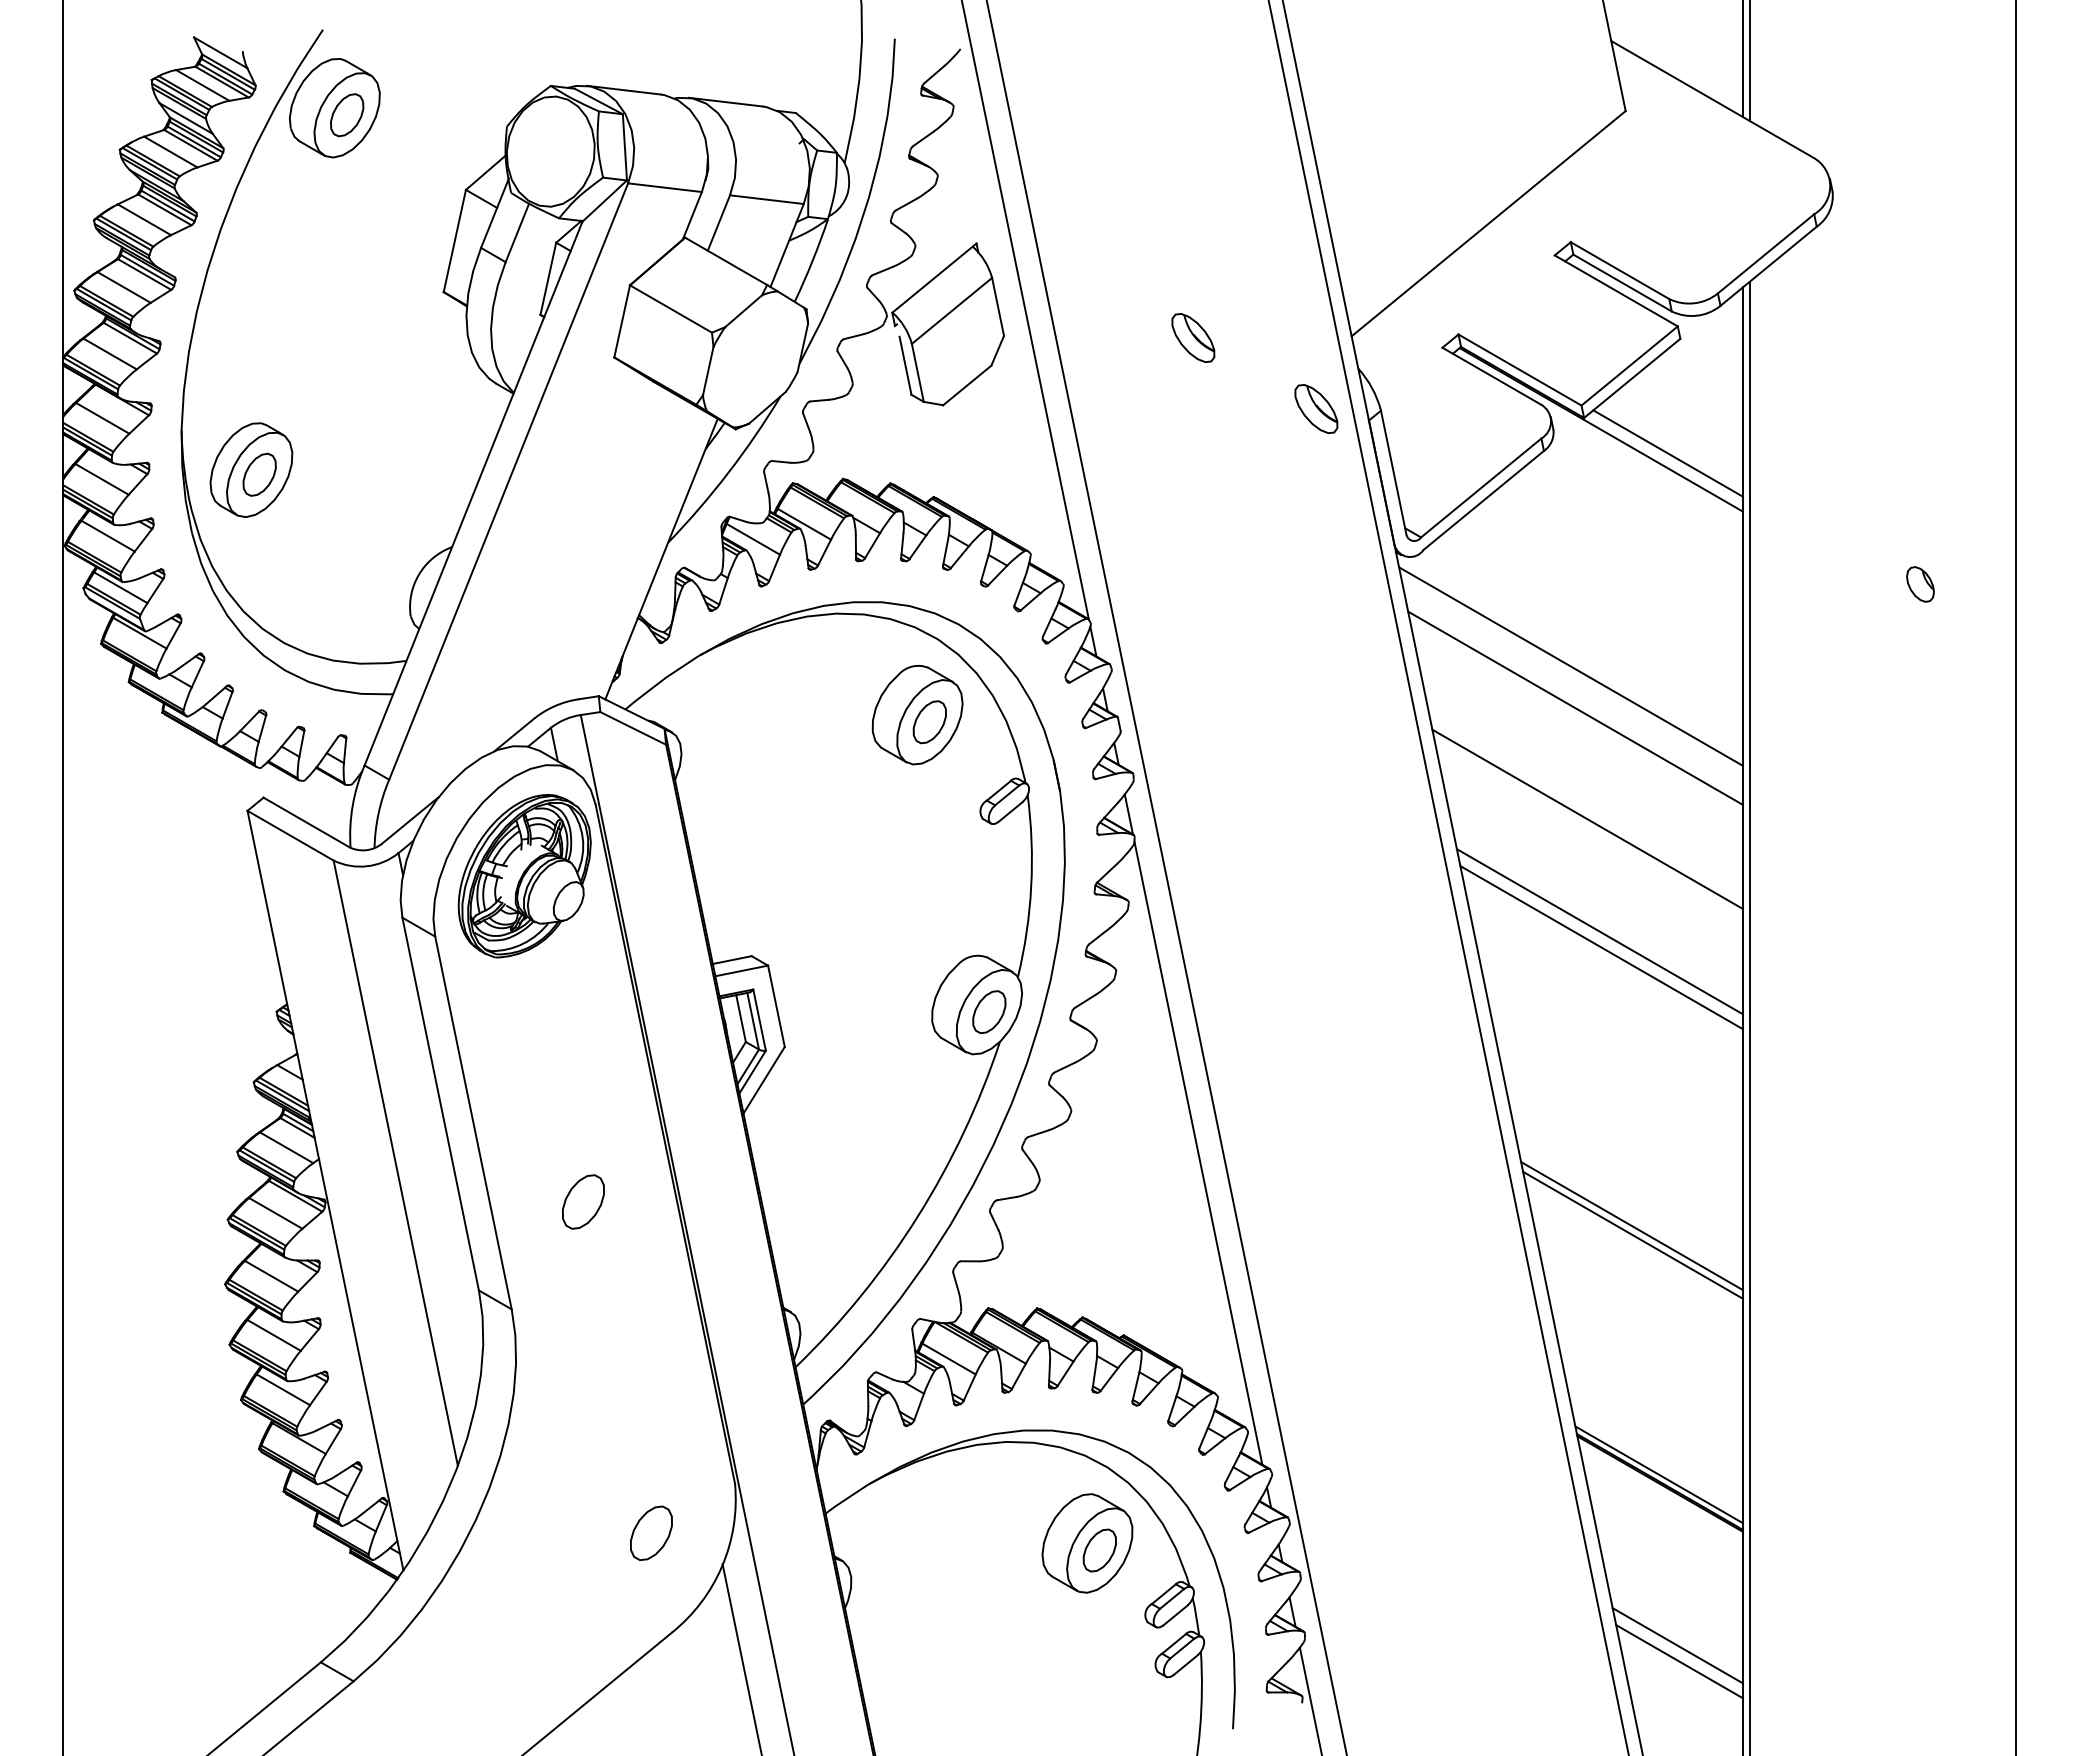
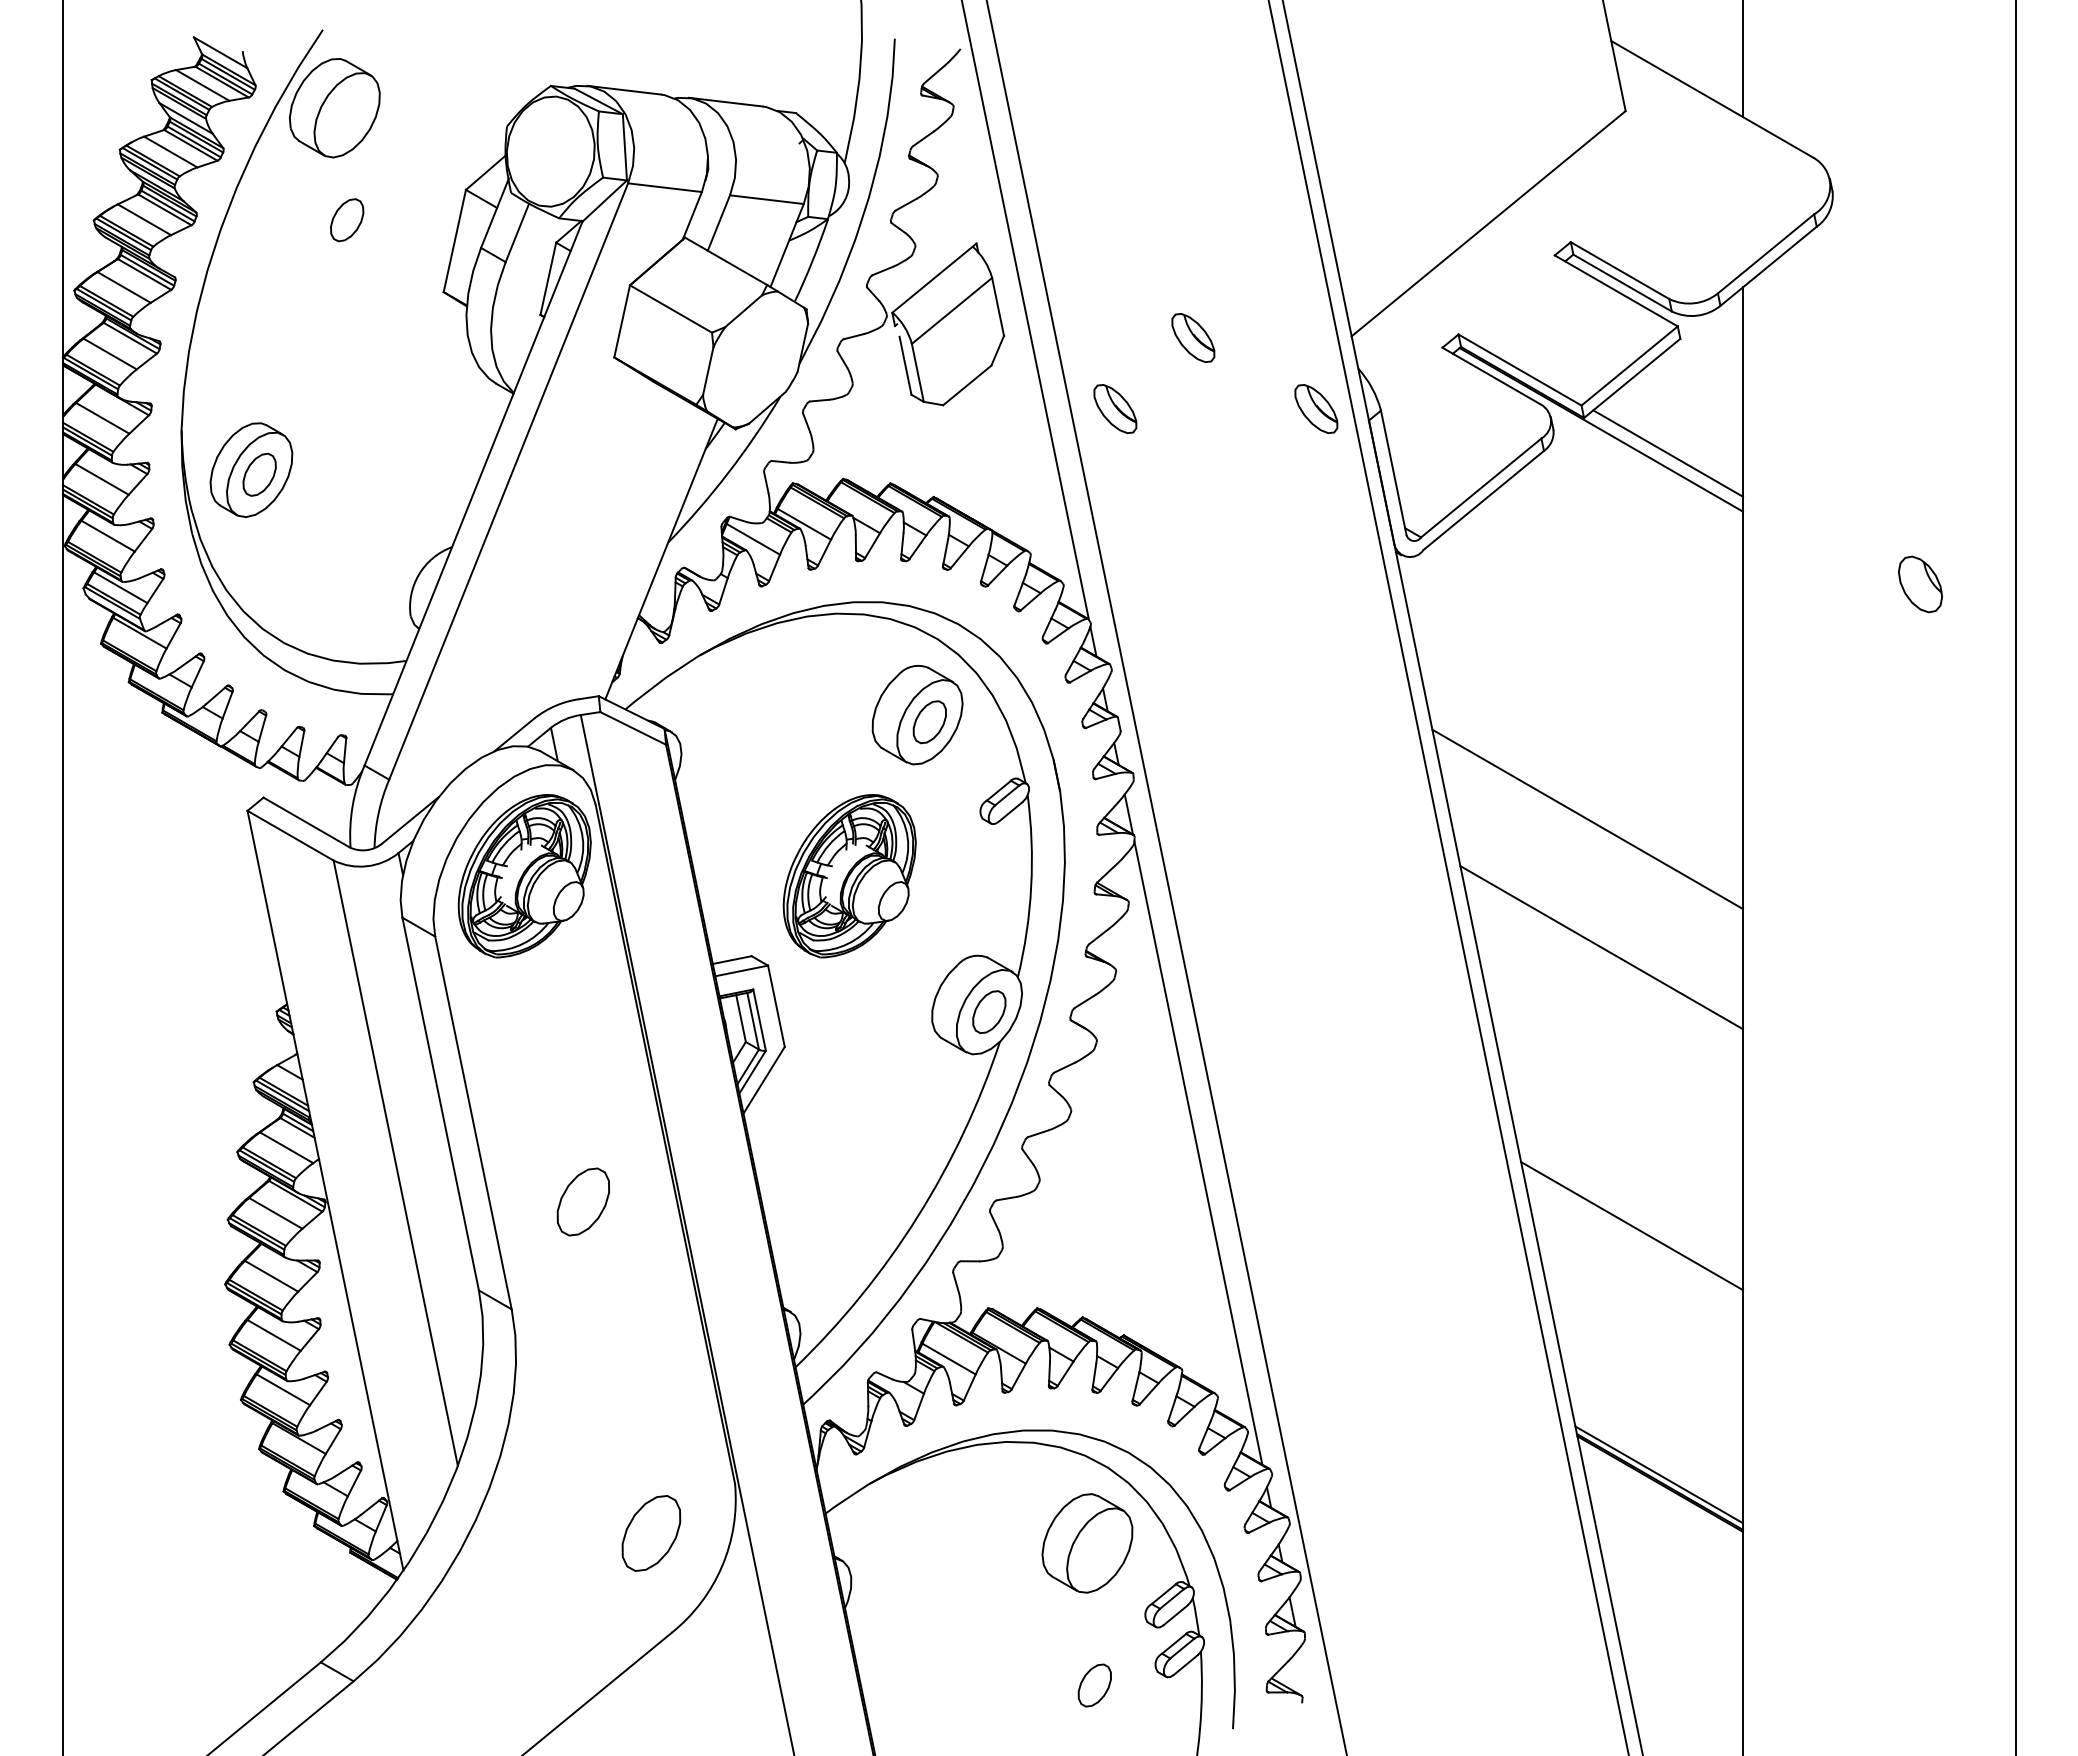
line: present -> none (1749, 61)
part position: (347, 115) -> (347, 220) (347, 220)
part: none -> present (1115, 409)
part size: 29x37 px -> 45x59 px (1920, 584)
line: present -> none (1570, 666)
line: present -> none (1575, 707)
part: none -> present (849, 876)
line: present -> none (1599, 931)
line: present -> none (1749, 1016)
part size: 43x56 px -> 54x70 px (582, 1201)
line: present -> none (1632, 1234)
part size: 43x56 px -> 61x77 px (651, 1533)
part position: (1099, 1550) -> (1094, 1685) (1094, 1685)
line: present -> none (1677, 1645)
line: present -> none (741, 1658)
line: present -> none (1679, 1661)
line: present -> none (1310, 1699)
